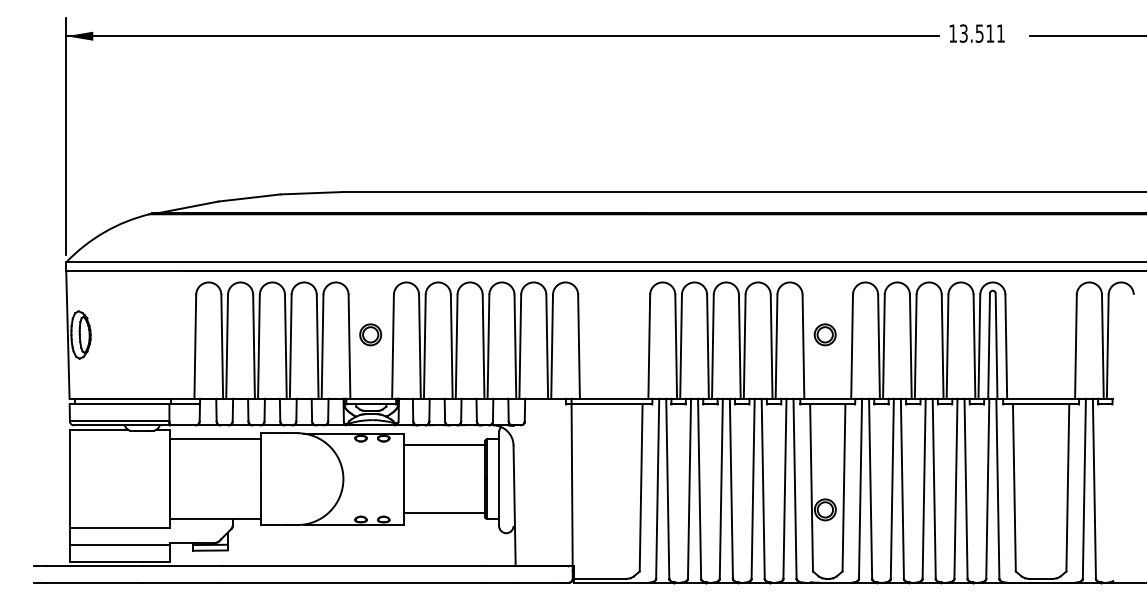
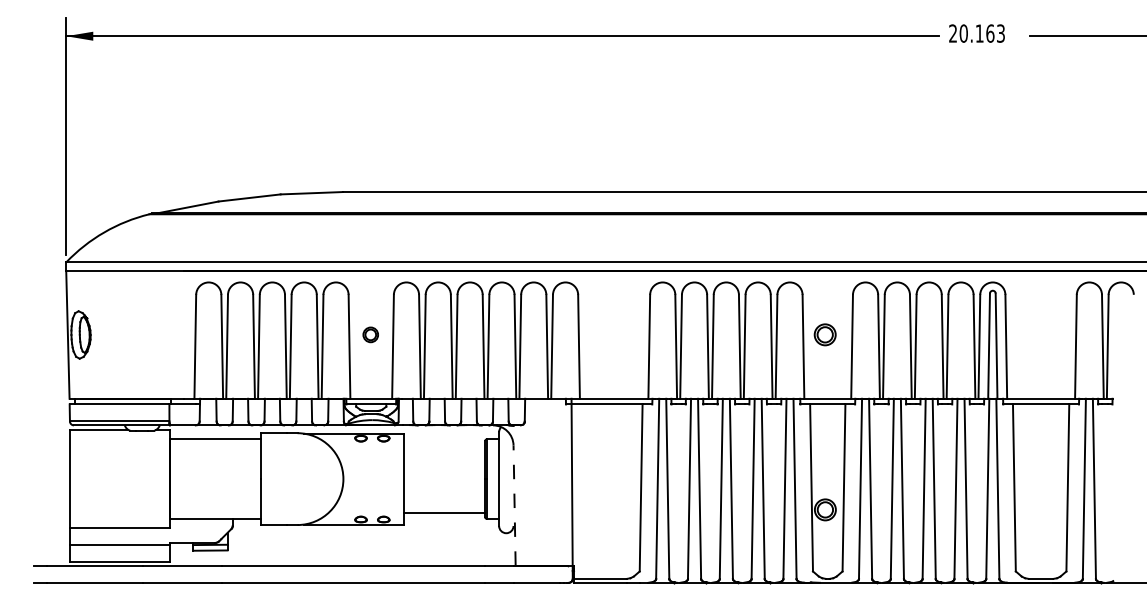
text: 13.511 -> 20.163 (976, 33)
part size: 24x24 px -> 17x18 px (370, 334)
line: present -> none (444, 445)
line: solid -> dashed (514, 505)
